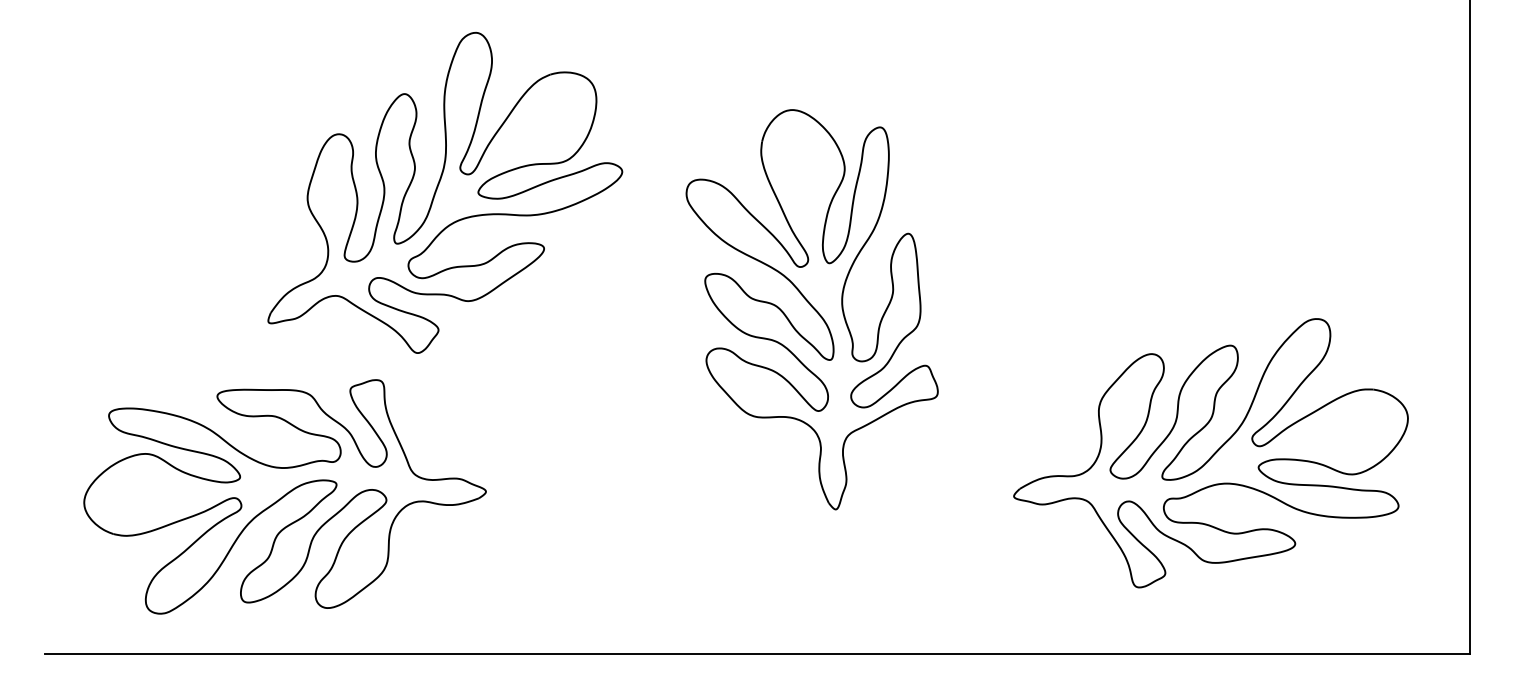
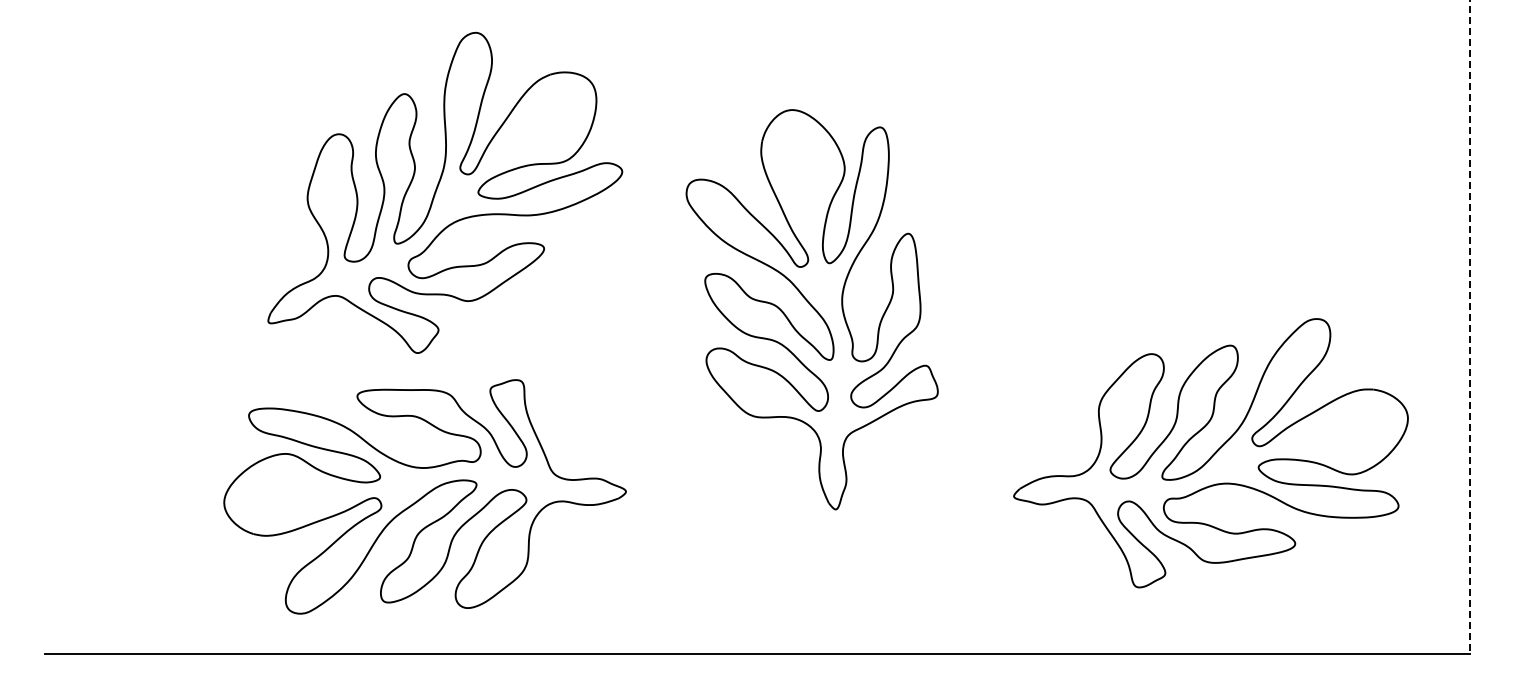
line: solid -> dashed (1469, 326)
part position: (284, 496) -> (424, 496) (424, 496)
